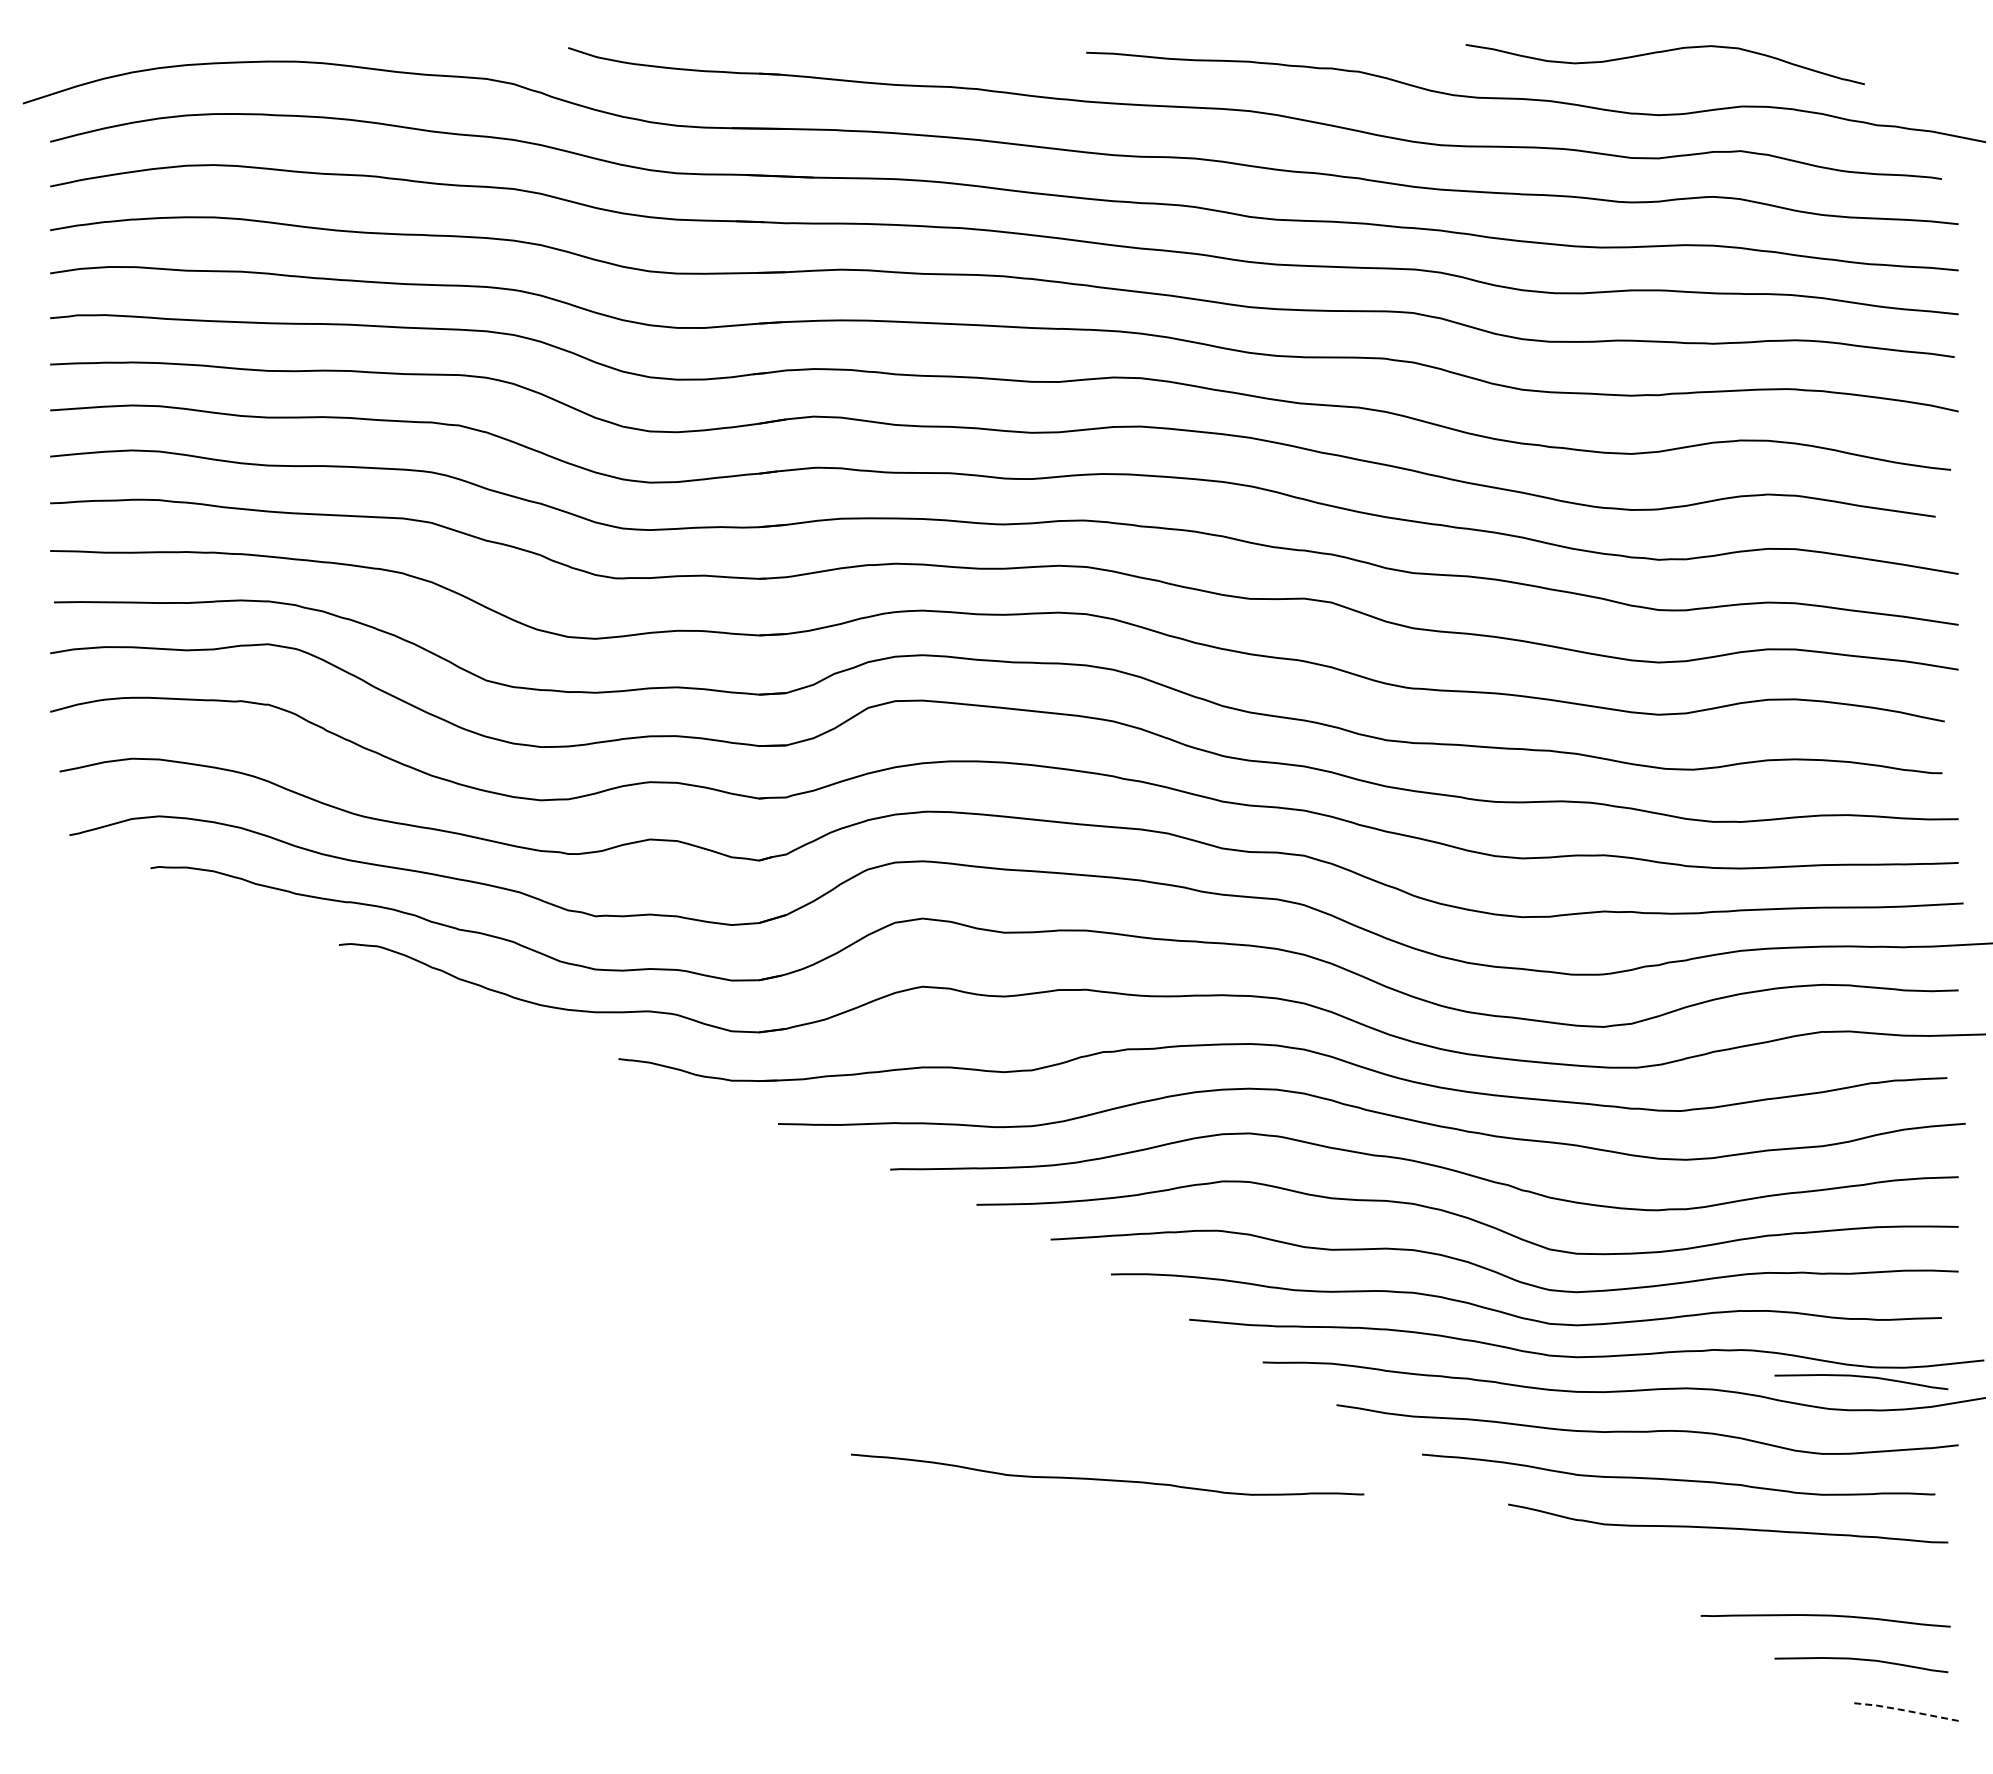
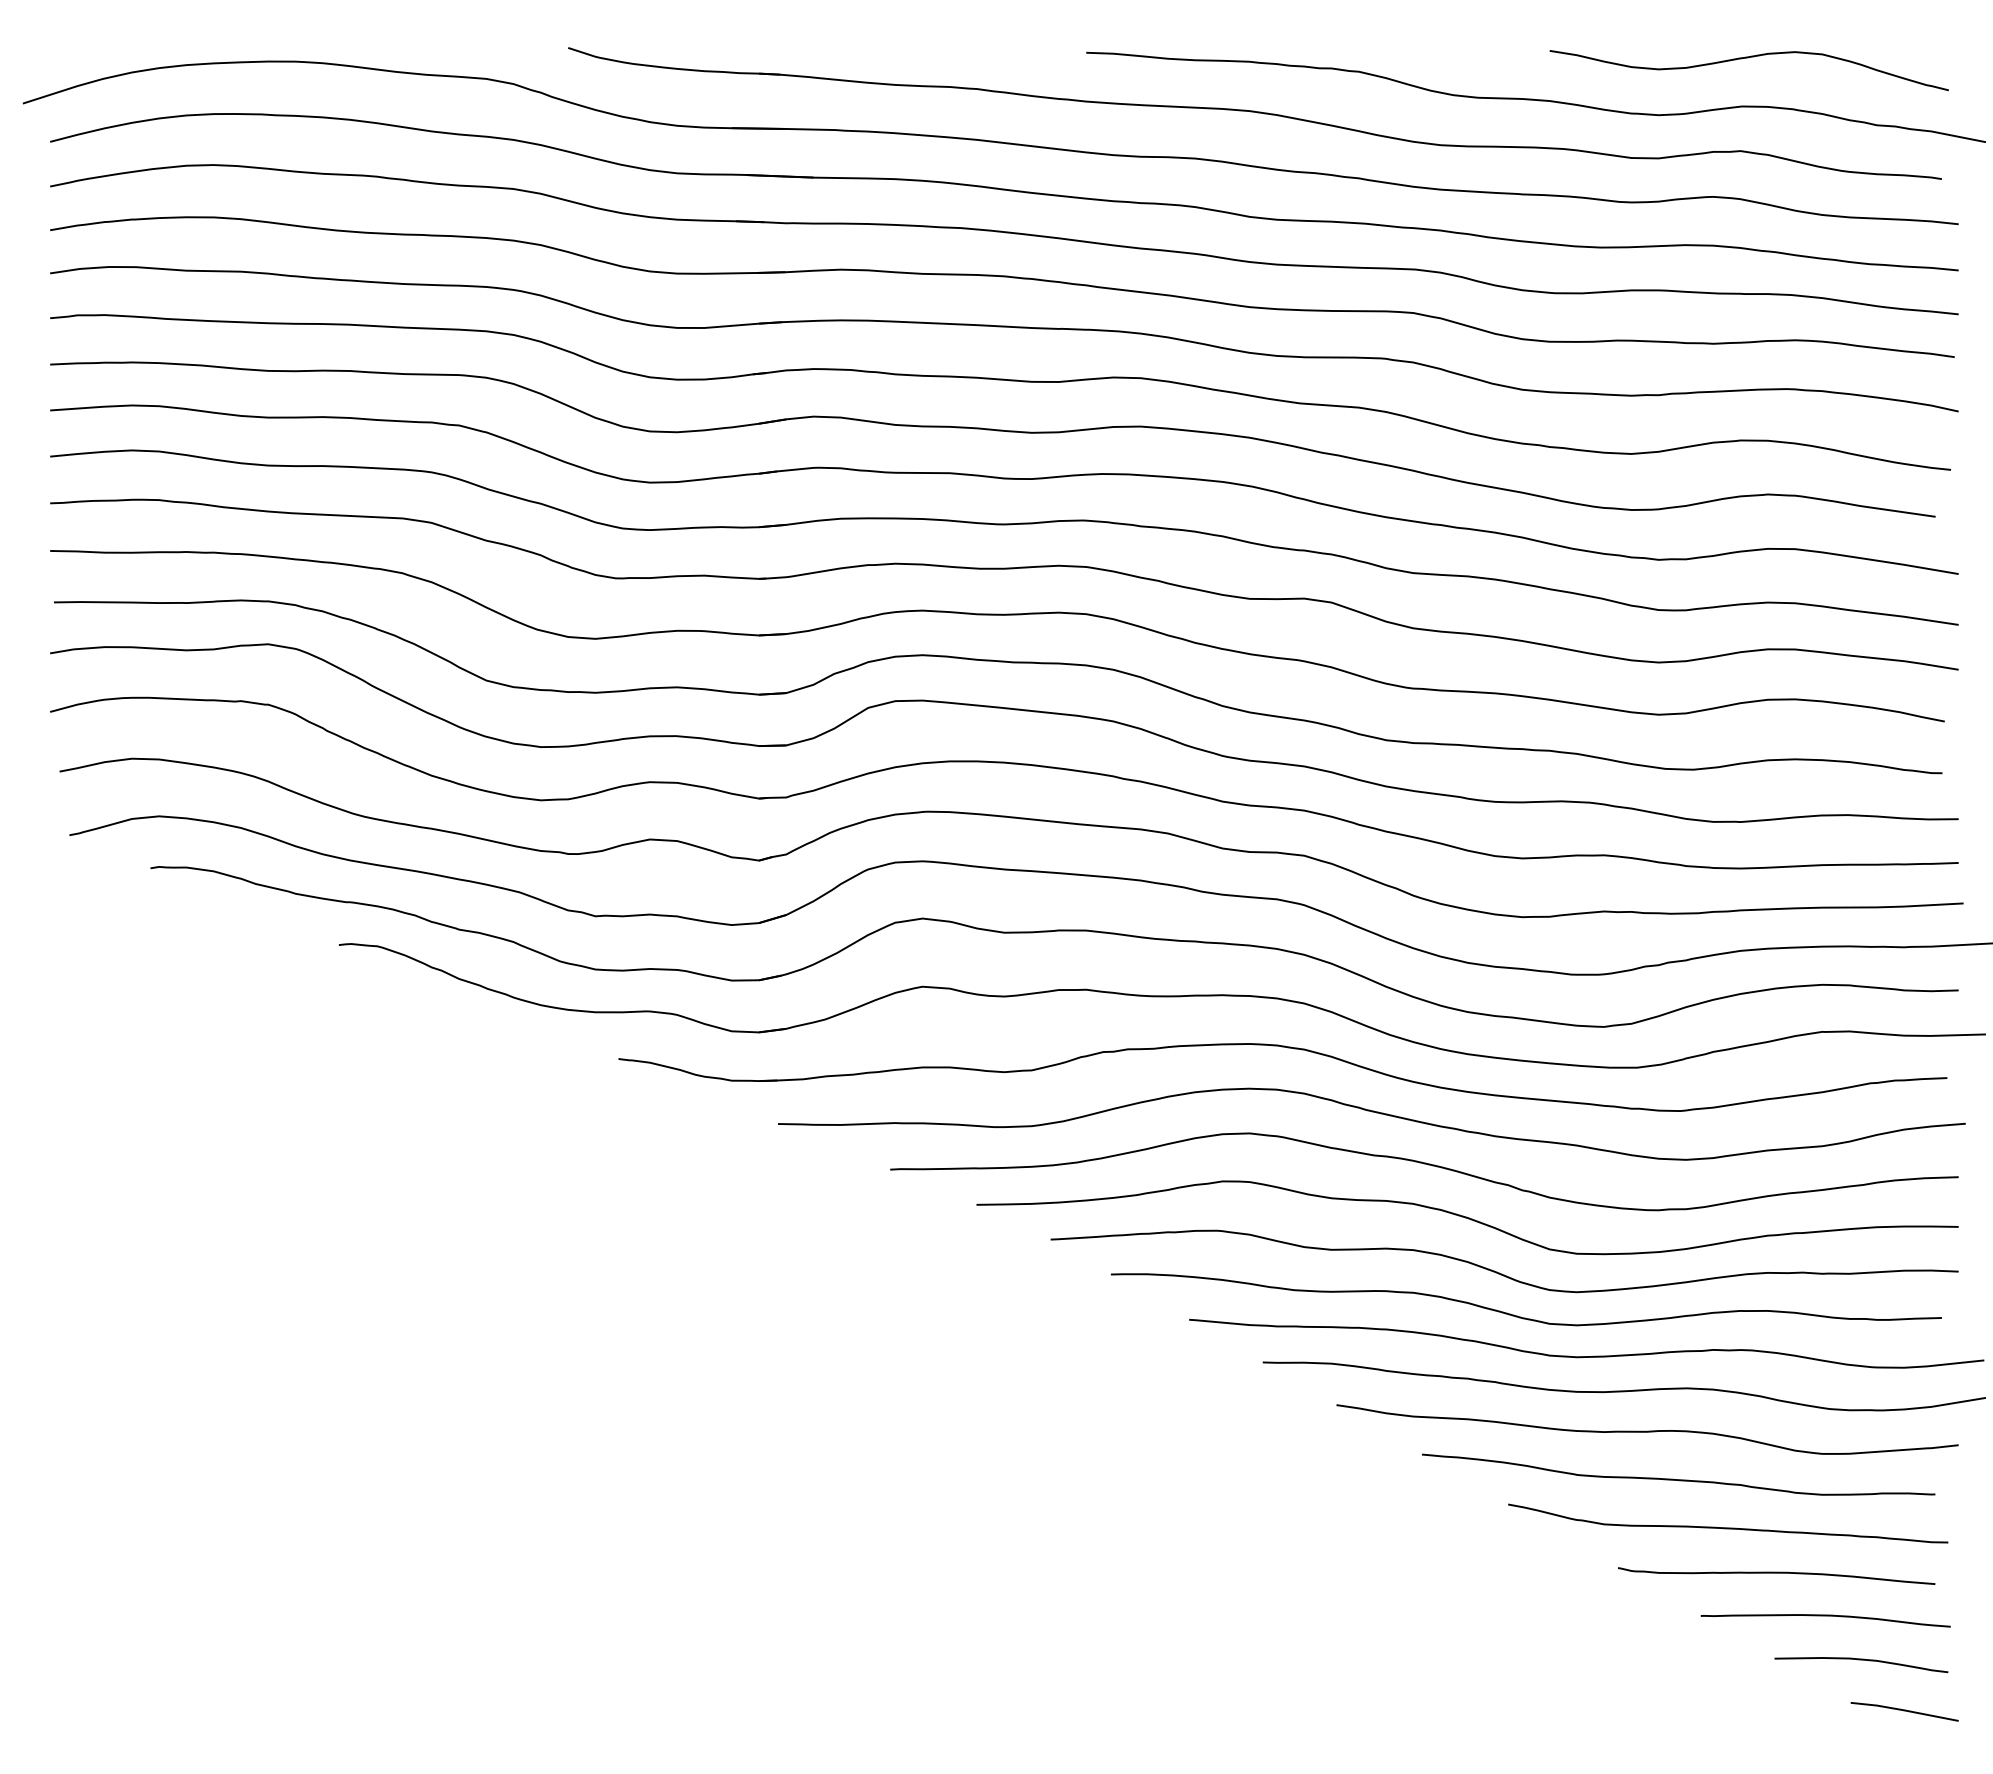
curve position: (1664, 52) -> (1748, 58) (1748, 58)
curve: present -> none (1861, 1377)
curve: present -> none (1107, 1479)
curve: none -> present (1776, 1573)
line: dashed -> solid (1904, 1710)
